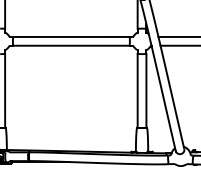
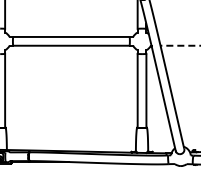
line: present -> none (177, 36)
line: solid -> dashed (180, 45)
